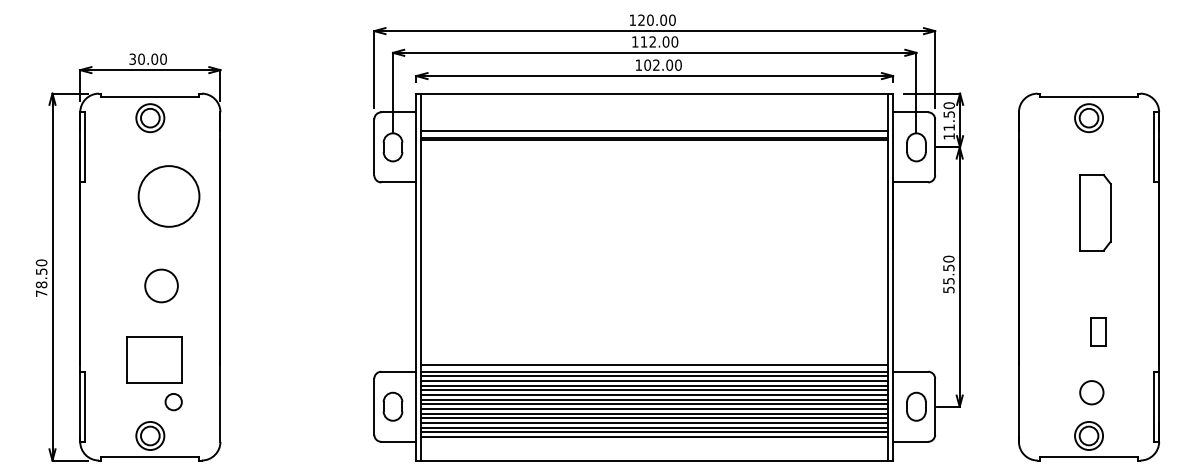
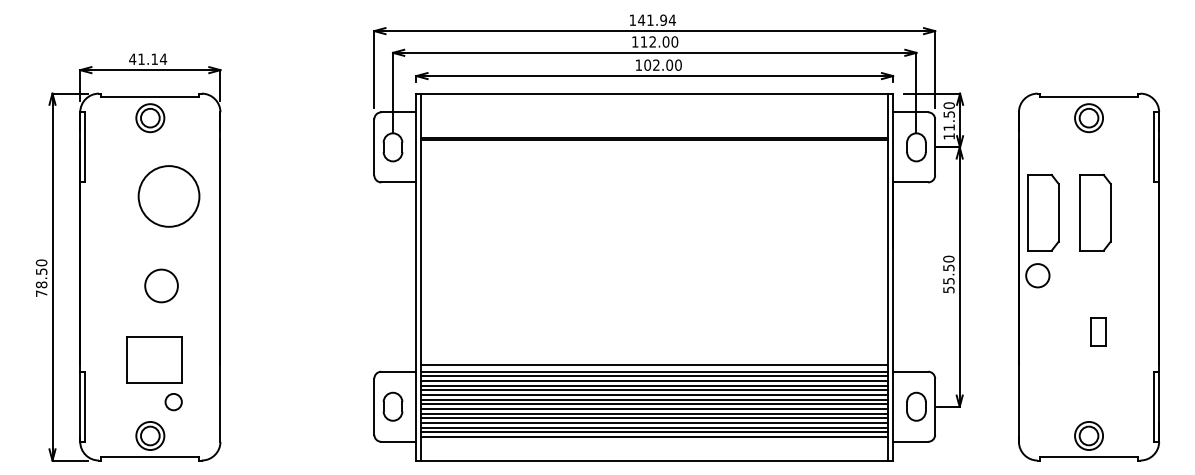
text: 120.00 -> 141.94 (657, 19)
text: 30.00 -> 41.14 (148, 58)
line: present -> none (654, 131)
part: none -> present (1043, 212)
circle position: (1091, 392) -> (1037, 275) (1037, 275)
